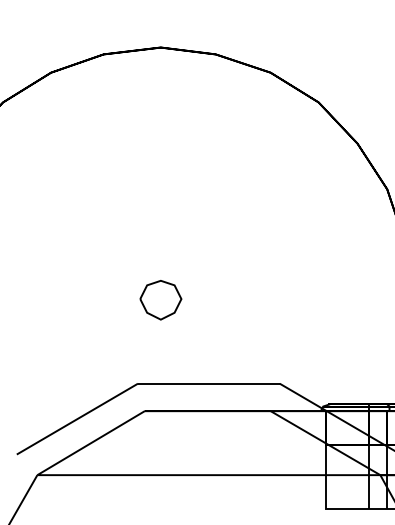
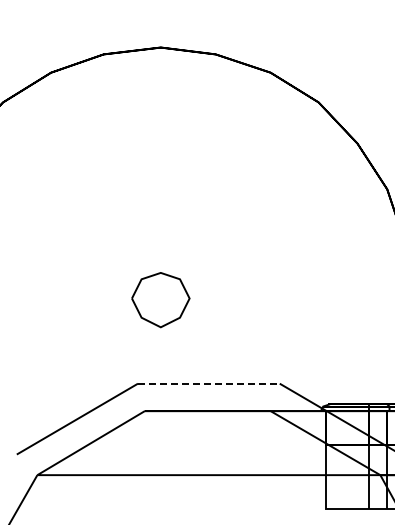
part size: 44x41 px -> 60x57 px (160, 300)
line: solid -> dashed (208, 383)
